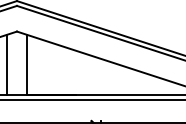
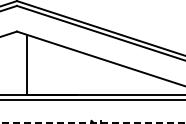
line: present -> none (7, 64)
line: solid -> dashed (92, 123)
